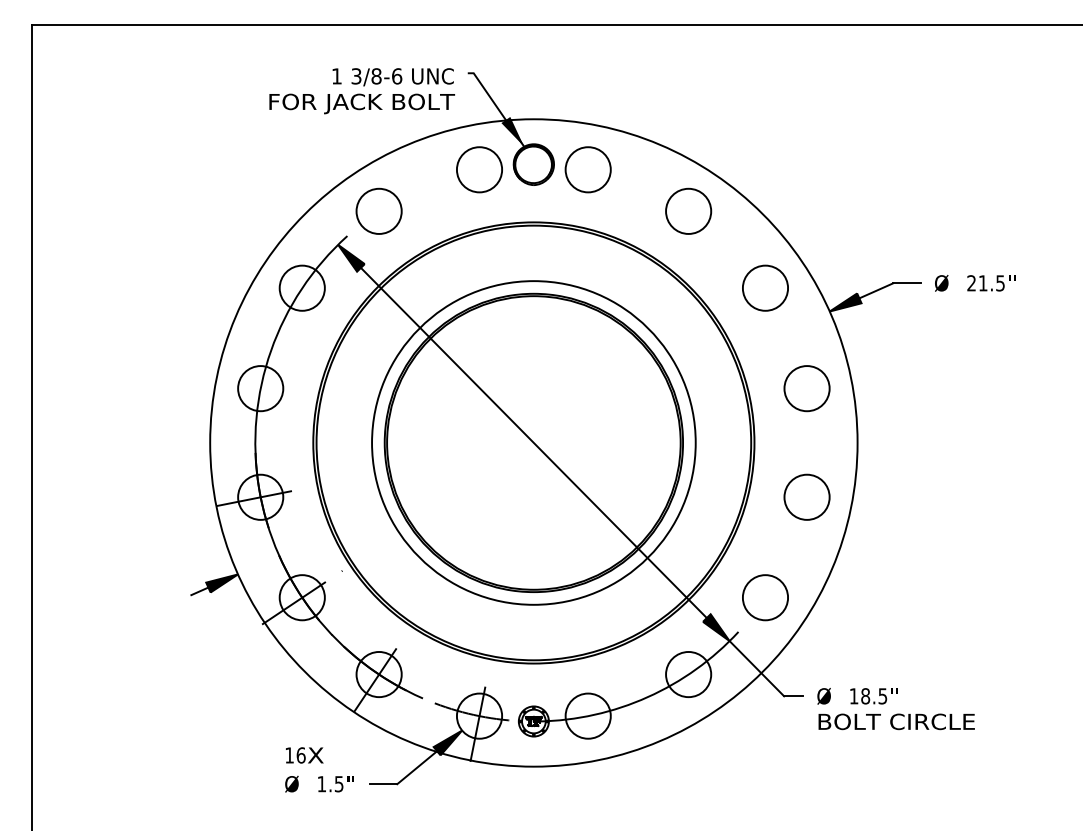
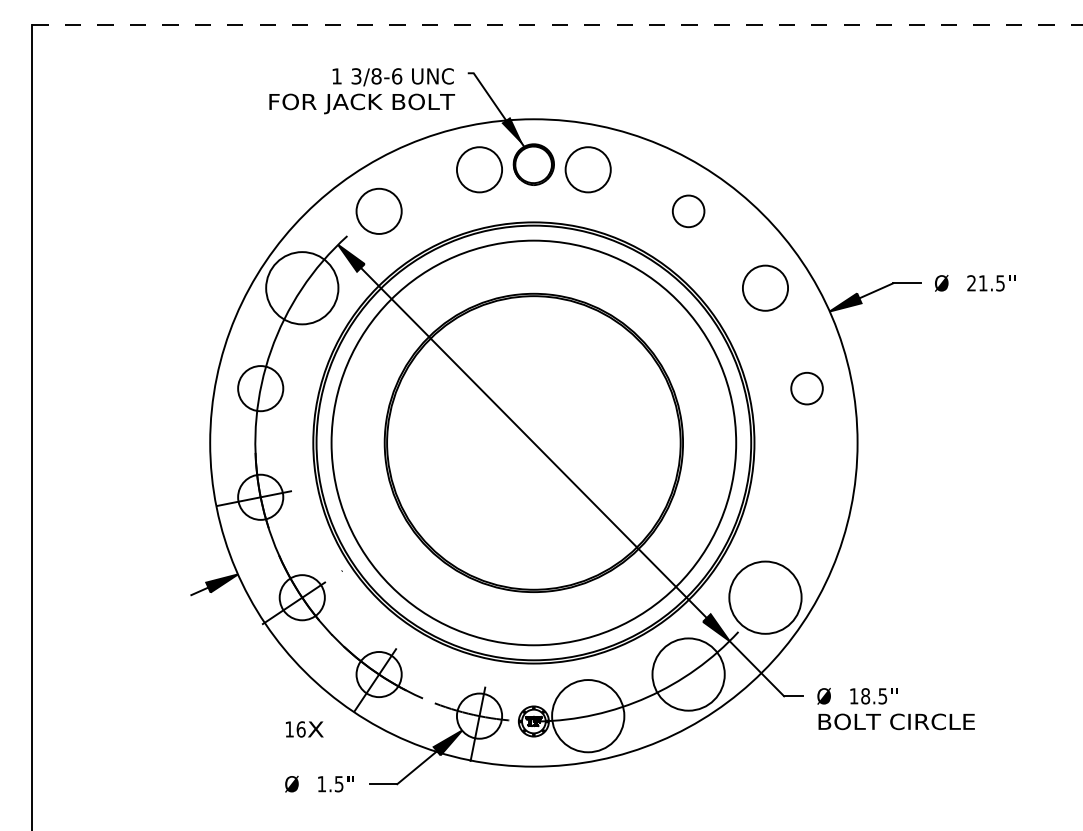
line: solid -> dashed (557, 24)
circle diameter: 45 px -> 32 px (688, 211)
circle diameter: 45 px -> 72 px (302, 288)
circle diameter: 45 px -> 32 px (806, 388)
circle diameter: 324 px -> 405 px (533, 442)
circle: present -> none (806, 496)
circle diameter: 45 px -> 72 px (765, 597)
circle diameter: 45 px -> 72 px (688, 674)
circle diameter: 45 px -> 72 px (588, 716)
text position: (304, 755) -> (304, 729) (304, 729)
